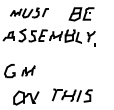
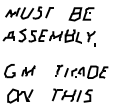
part size: 39x12 px -> 49x14 px (29, 12)
part: none -> present (81, 71)
part position: (26, 97) -> (20, 95) (20, 95)
